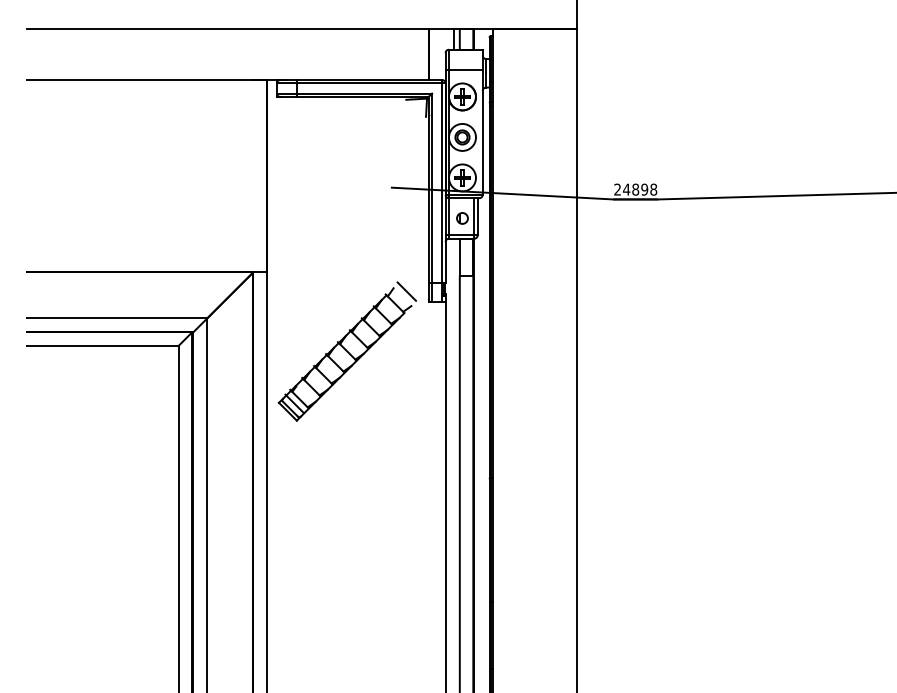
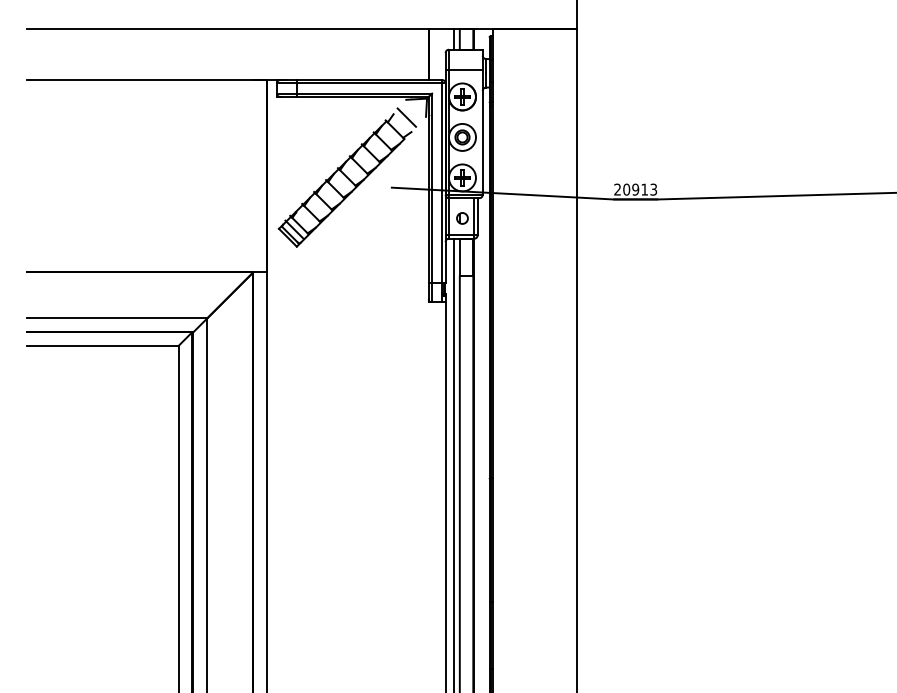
text: 24898 -> 20913 (640, 189)
part position: (347, 351) -> (347, 177) (347, 177)
line: none -> present (454, 463)
